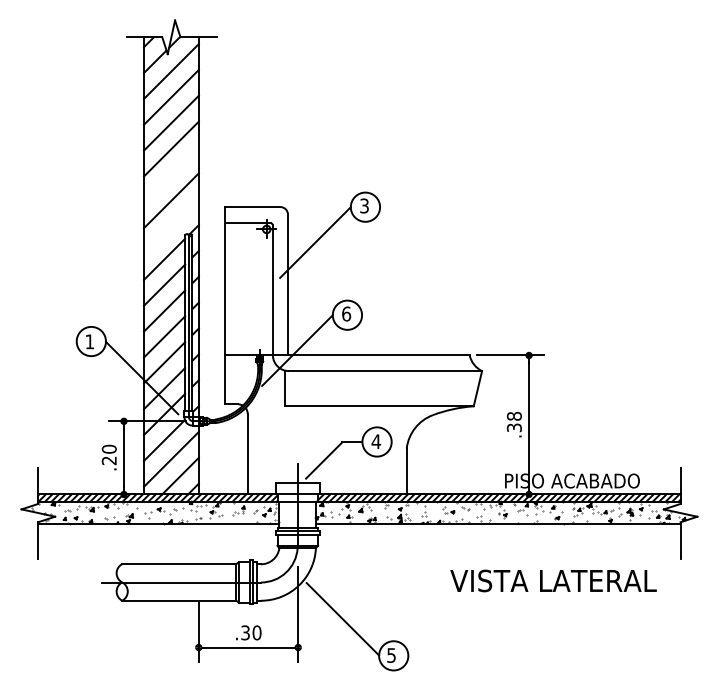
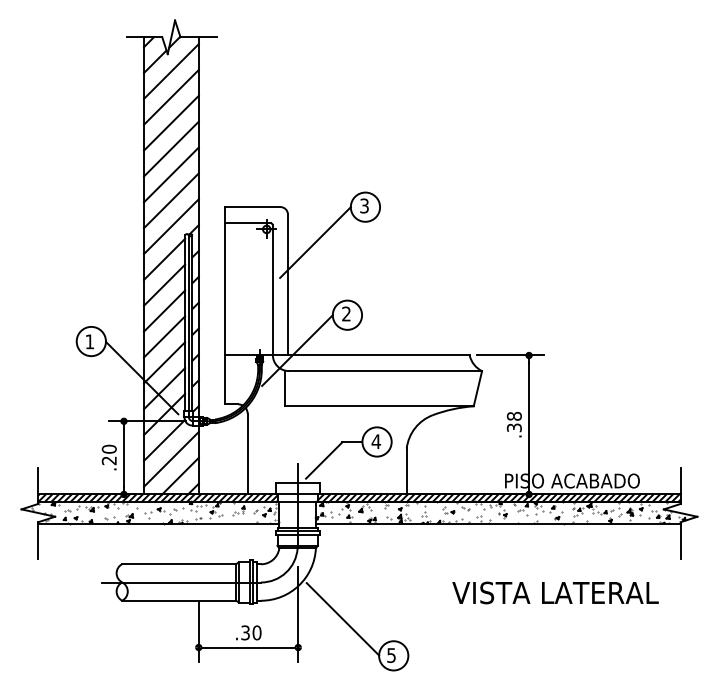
line: none -> present (171, 174)
line: none -> present (171, 226)
text: 6 -> 2 (346, 313)
text position: (553, 580) -> (555, 592) (555, 592)
